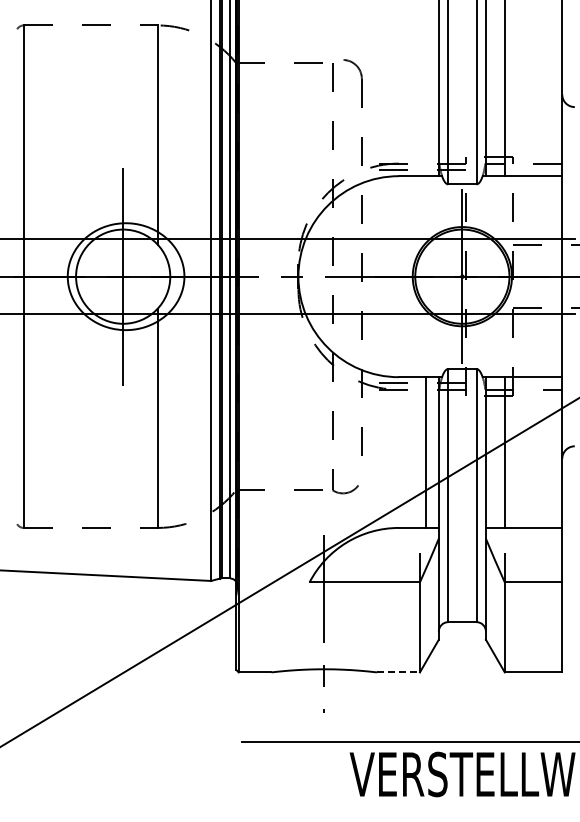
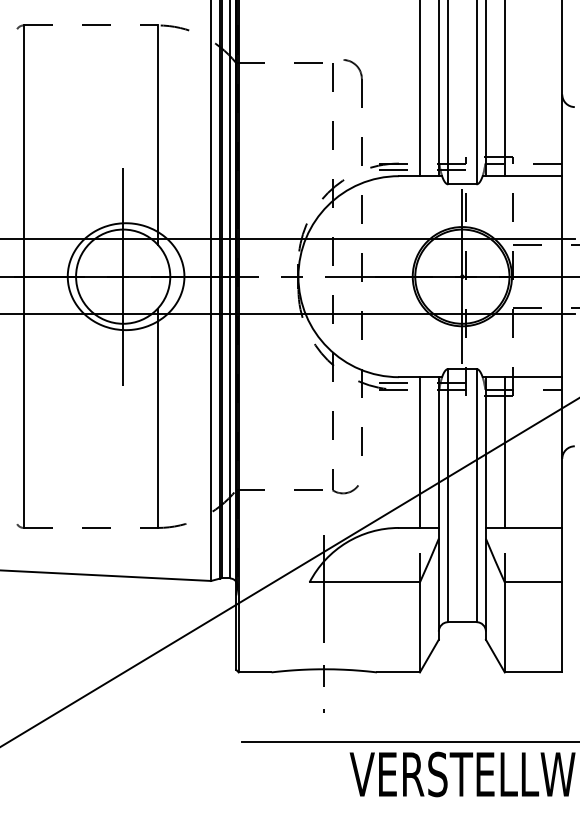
line: none -> present (419, 89)
line position: (425, 452) -> (419, 452) (419, 452)
line: dashed -> solid (398, 672)
